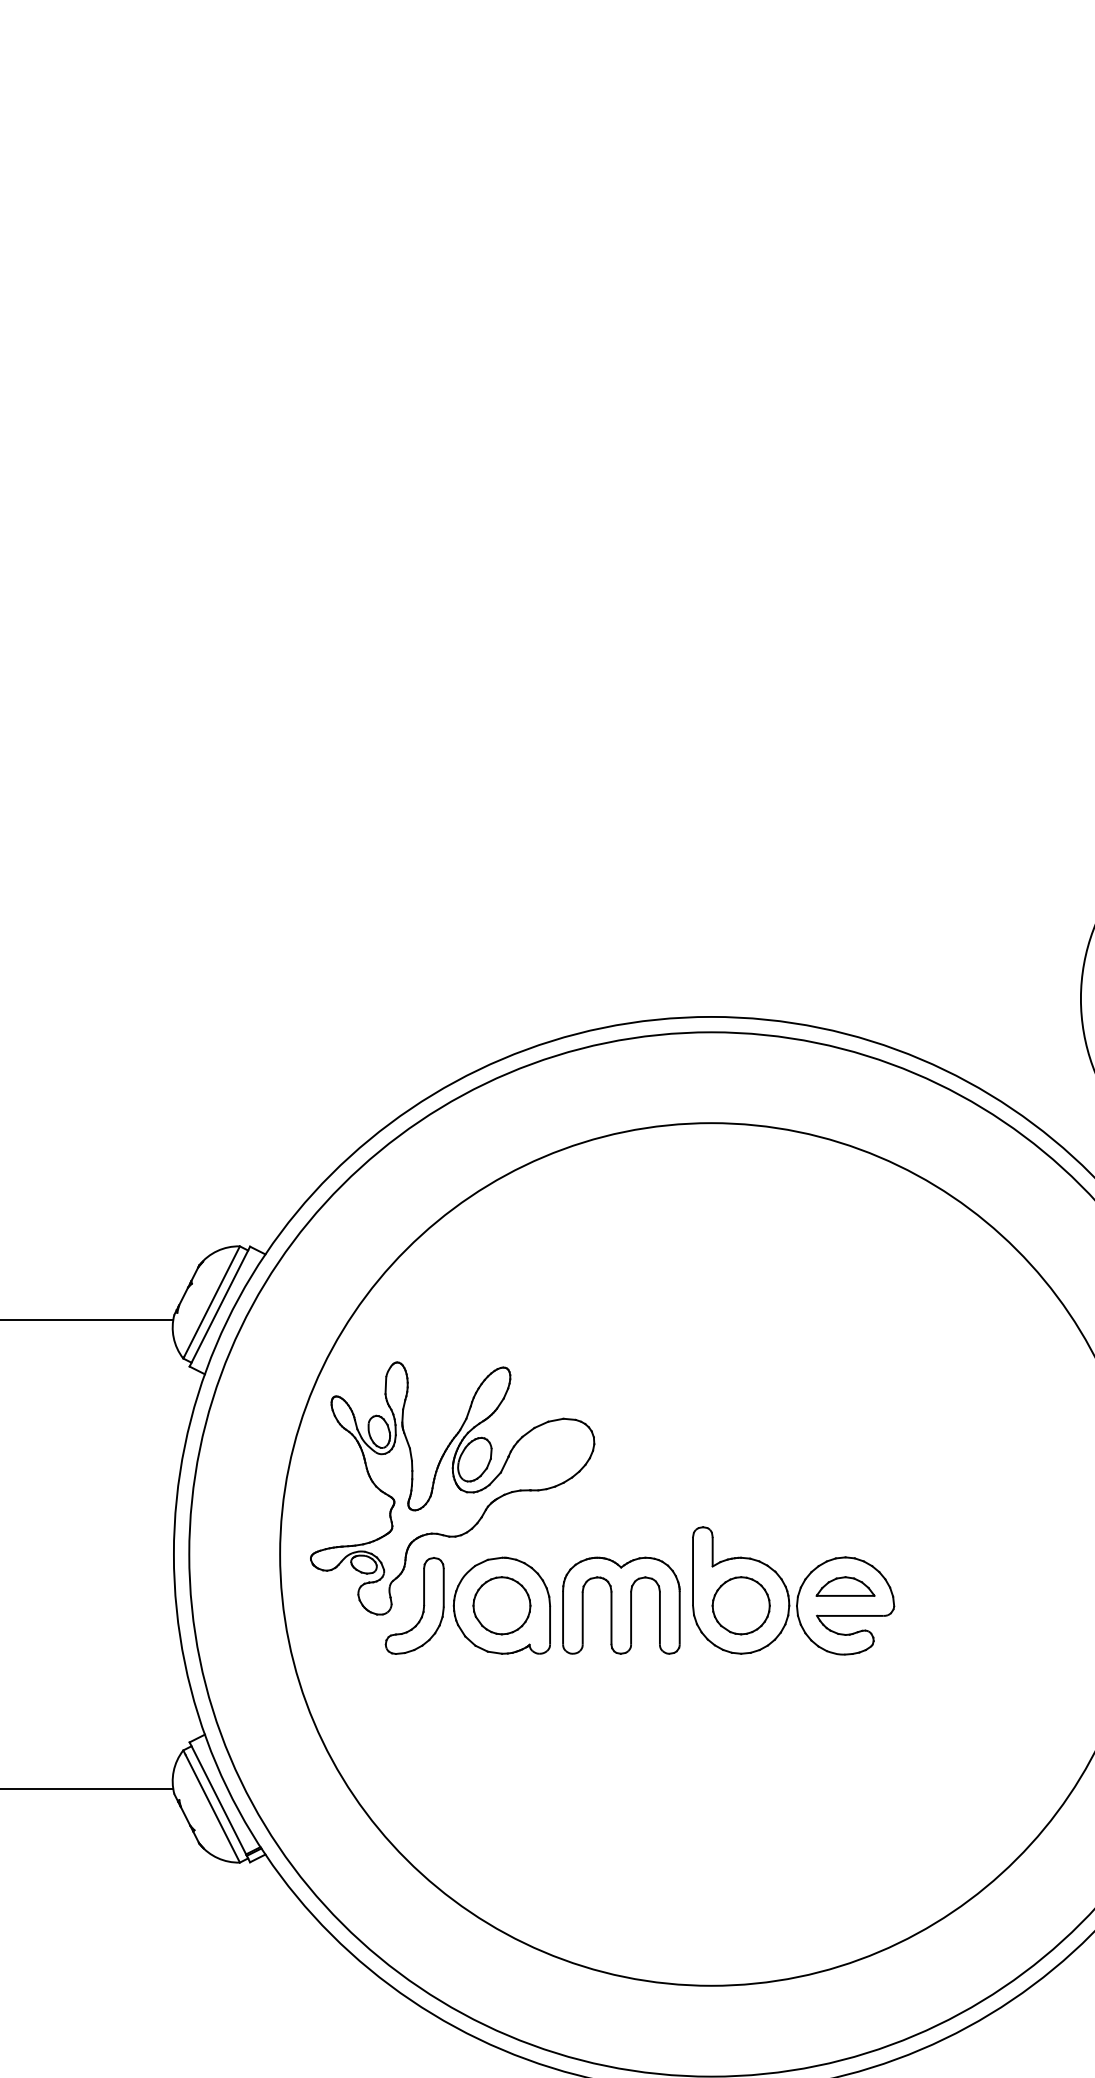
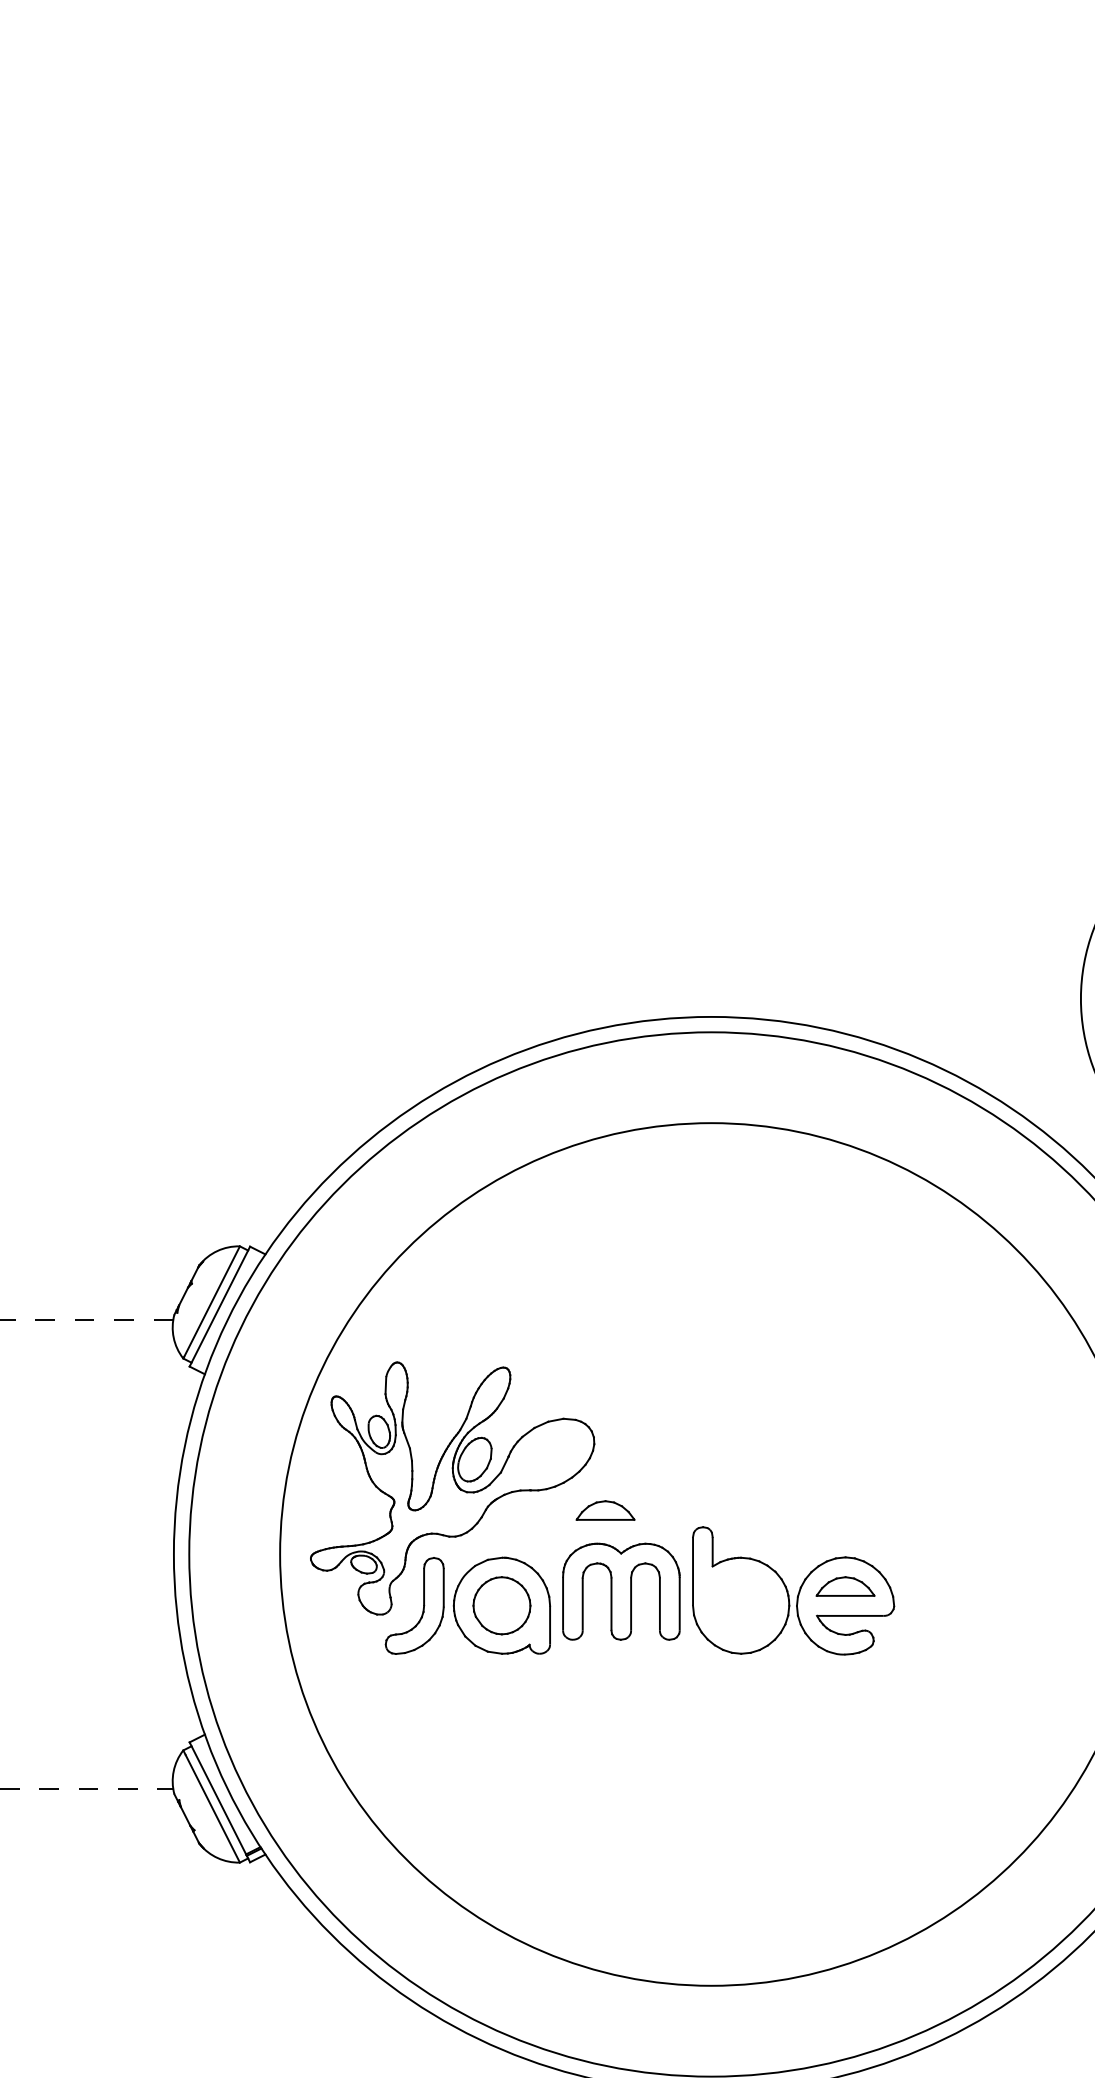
line: solid -> dashed (86, 1320)
part: none -> present (605, 1510)
part position: (621, 1605) -> (621, 1591) (621, 1591)
part: present -> none (740, 1605)
line: solid -> dashed (87, 1788)
